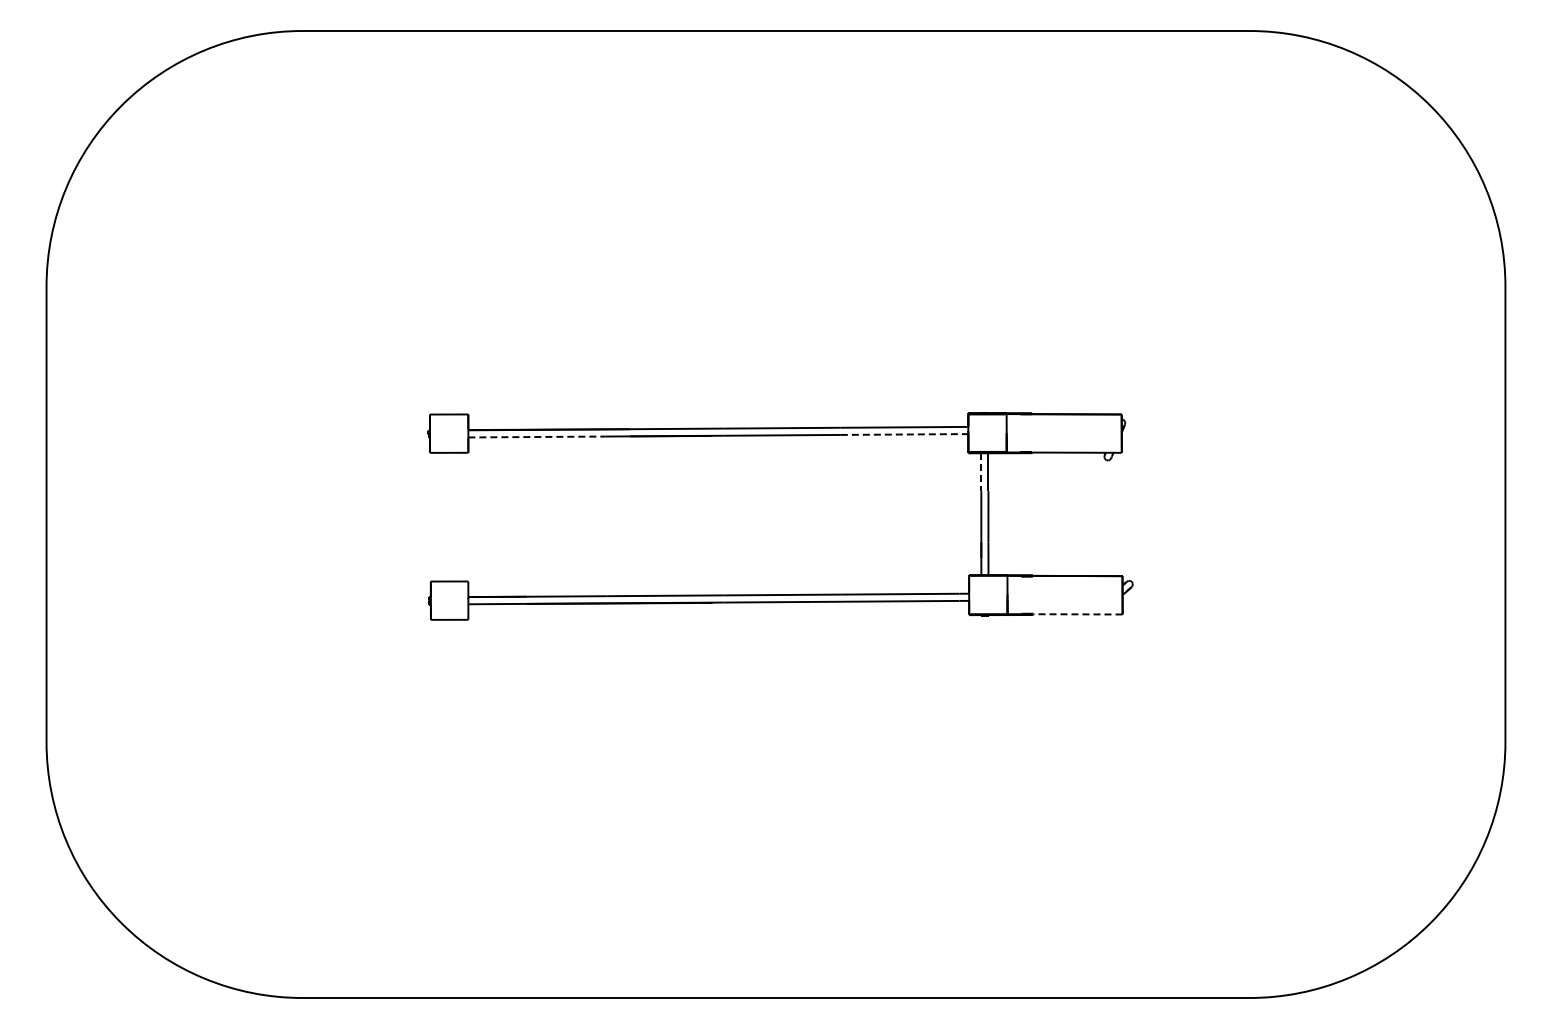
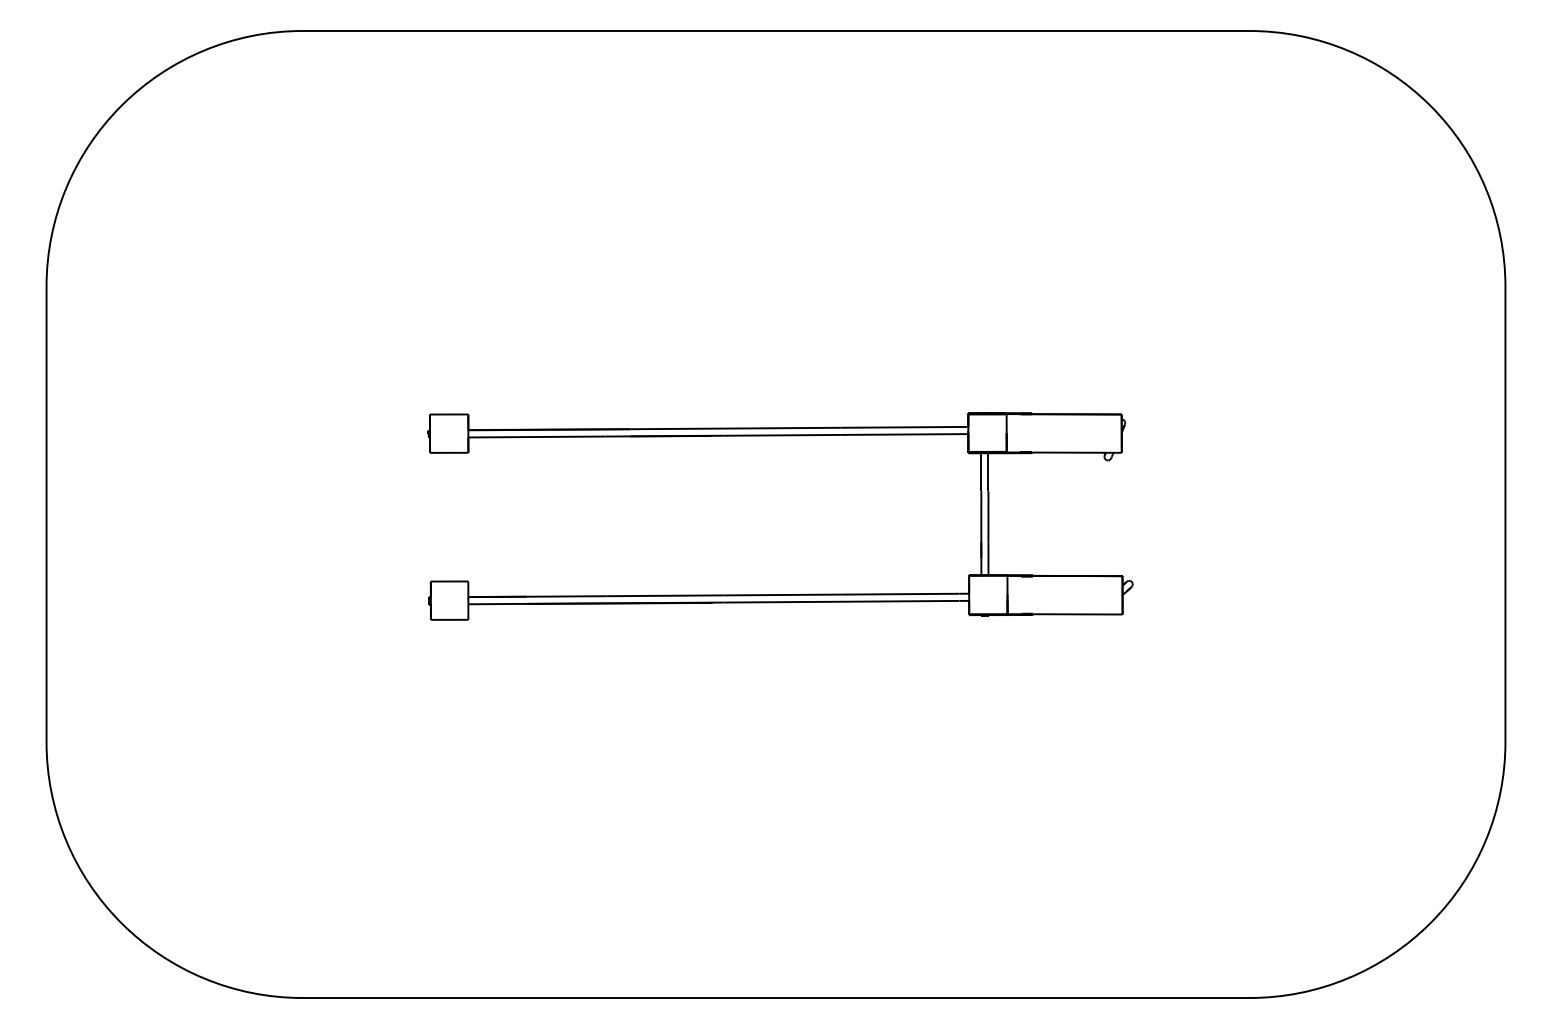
line: dashed -> solid (904, 434)
line: dashed -> solid (537, 437)
line: dashed -> solid (981, 472)
line: dashed -> solid (1077, 614)
